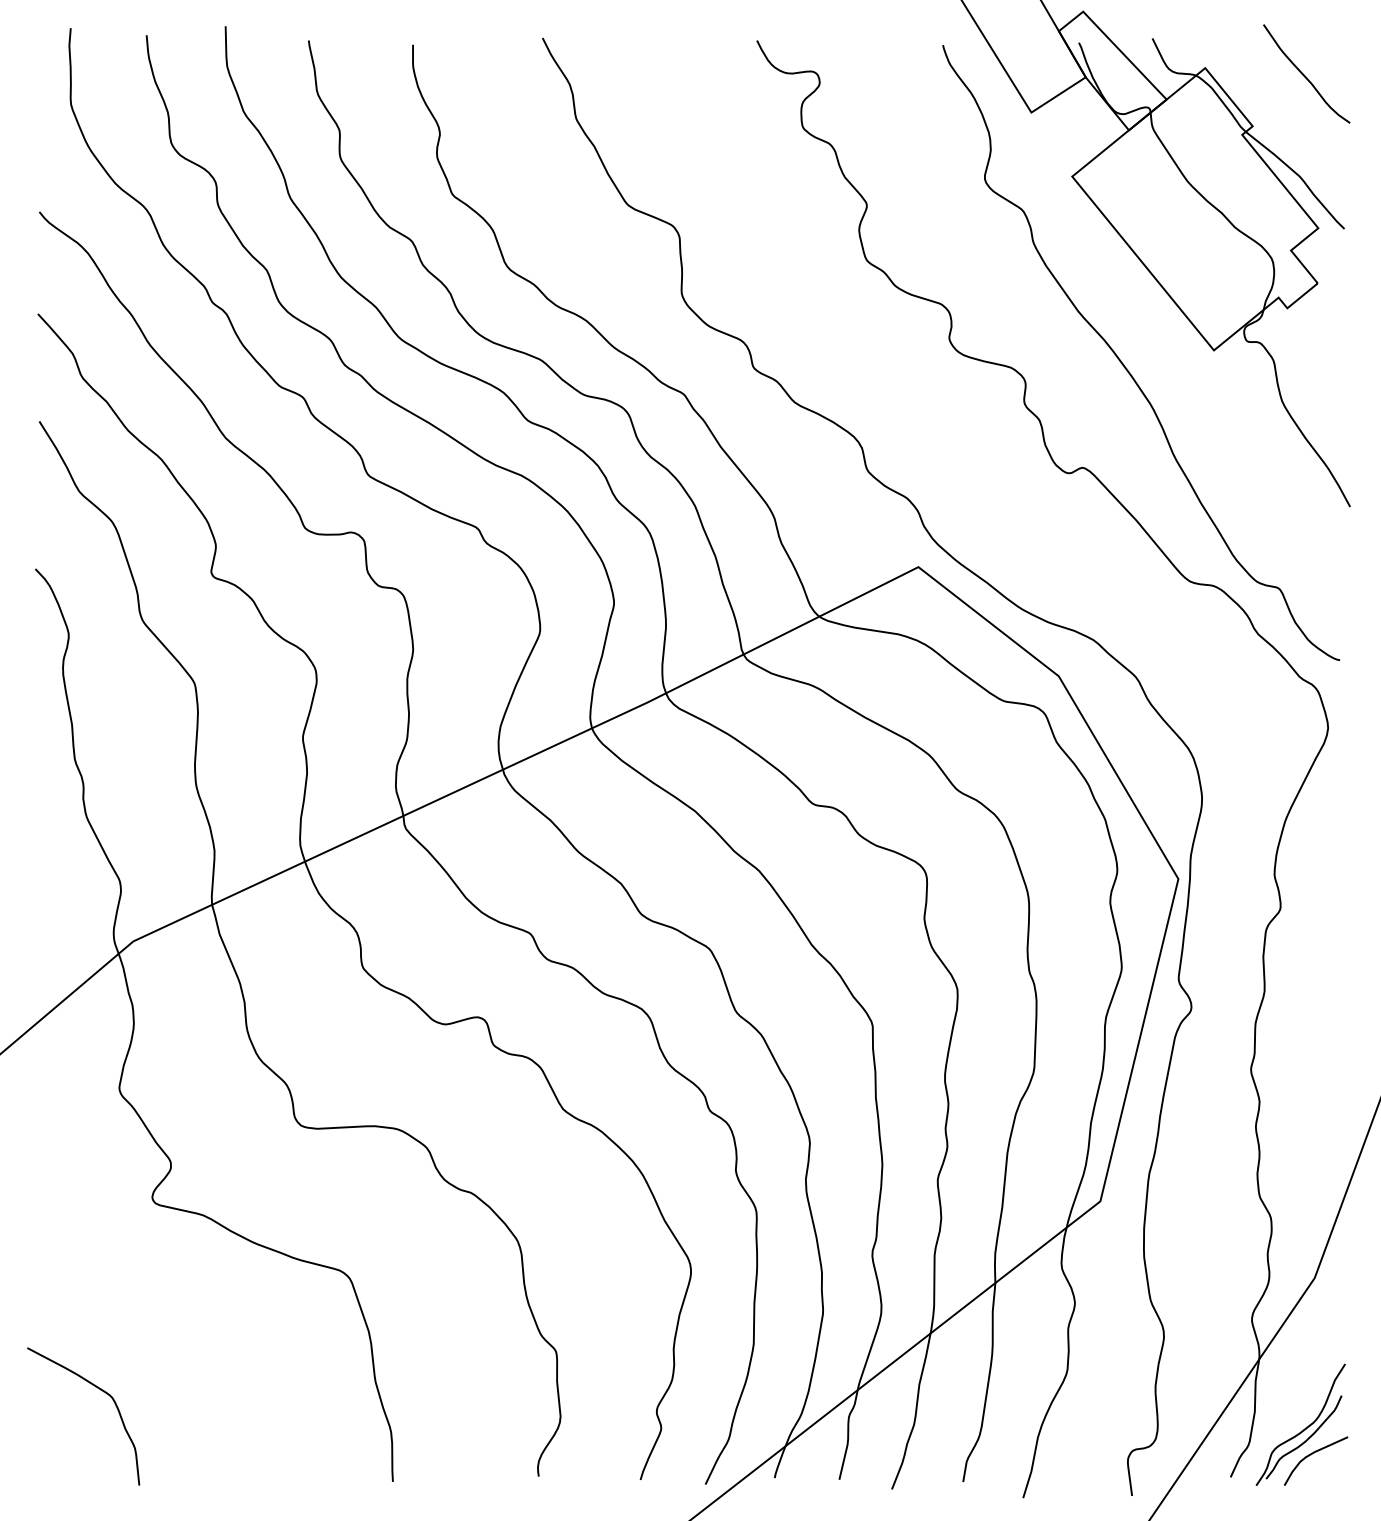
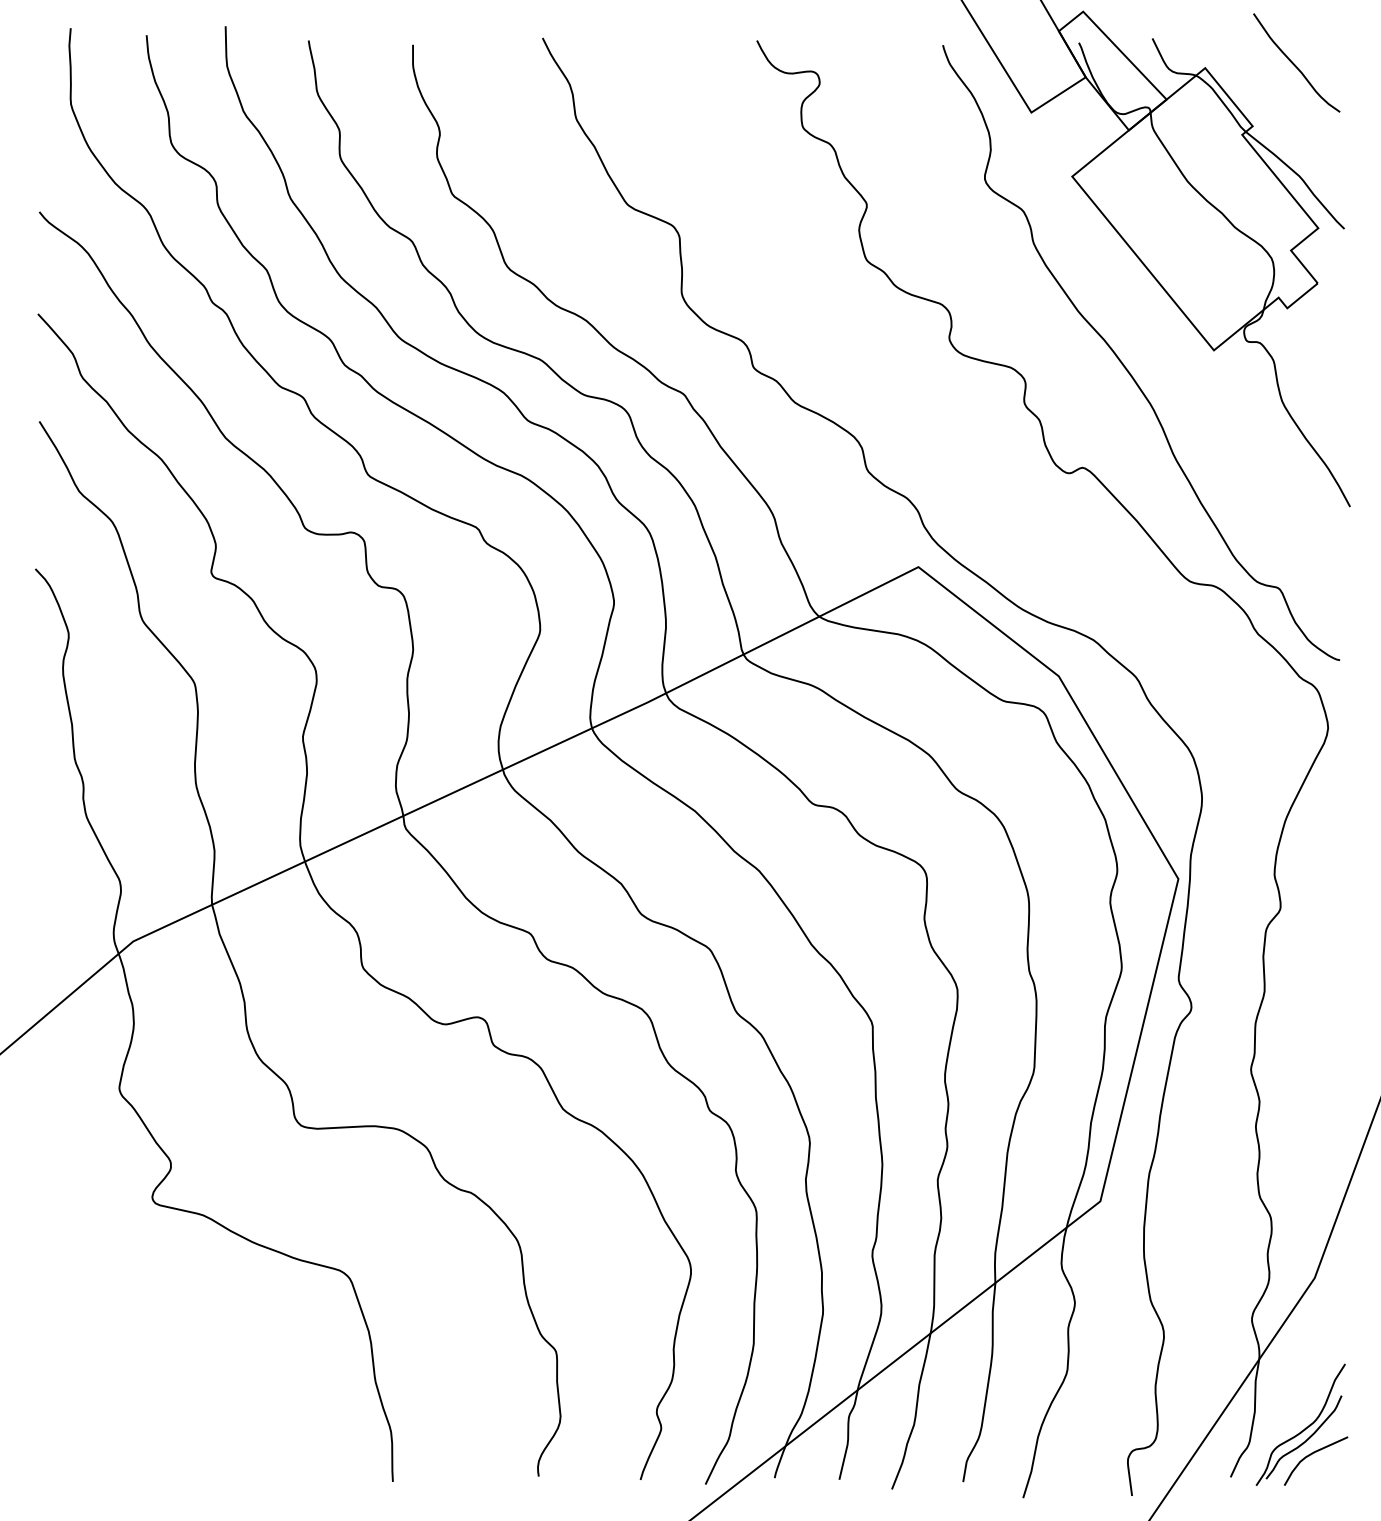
curve position: (1304, 74) -> (1294, 63) (1294, 63)
curve: present -> none (100, 1390)
